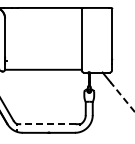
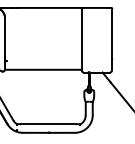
line: dashed -> solid (122, 97)
line: dashed -> solid (48, 124)
